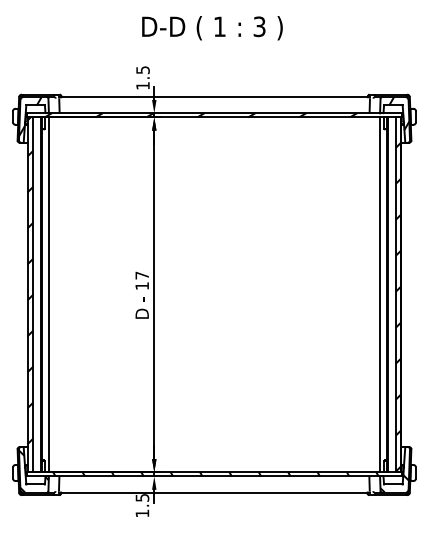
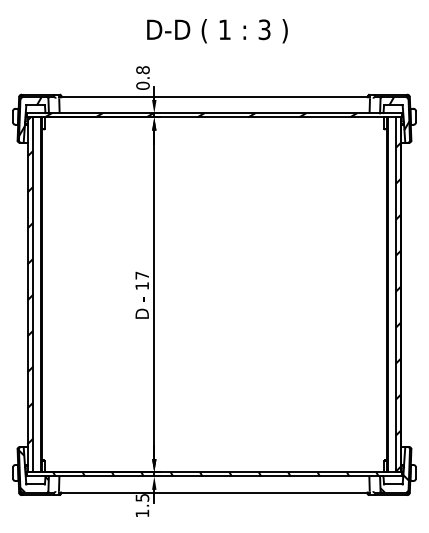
text position: (212, 28) -> (217, 31) (217, 31)
text: 1.5 -> 0.8 (142, 77)
line: present -> none (48, 294)
line: present -> none (380, 294)
